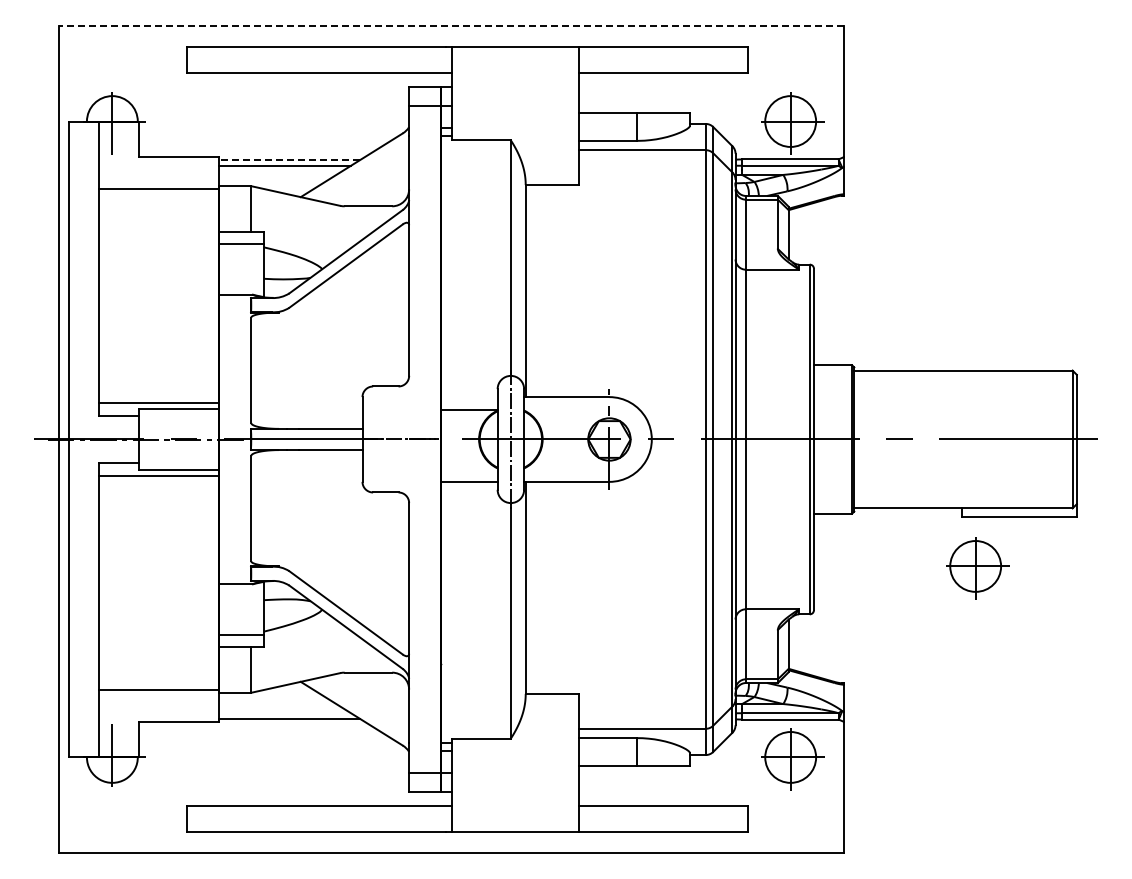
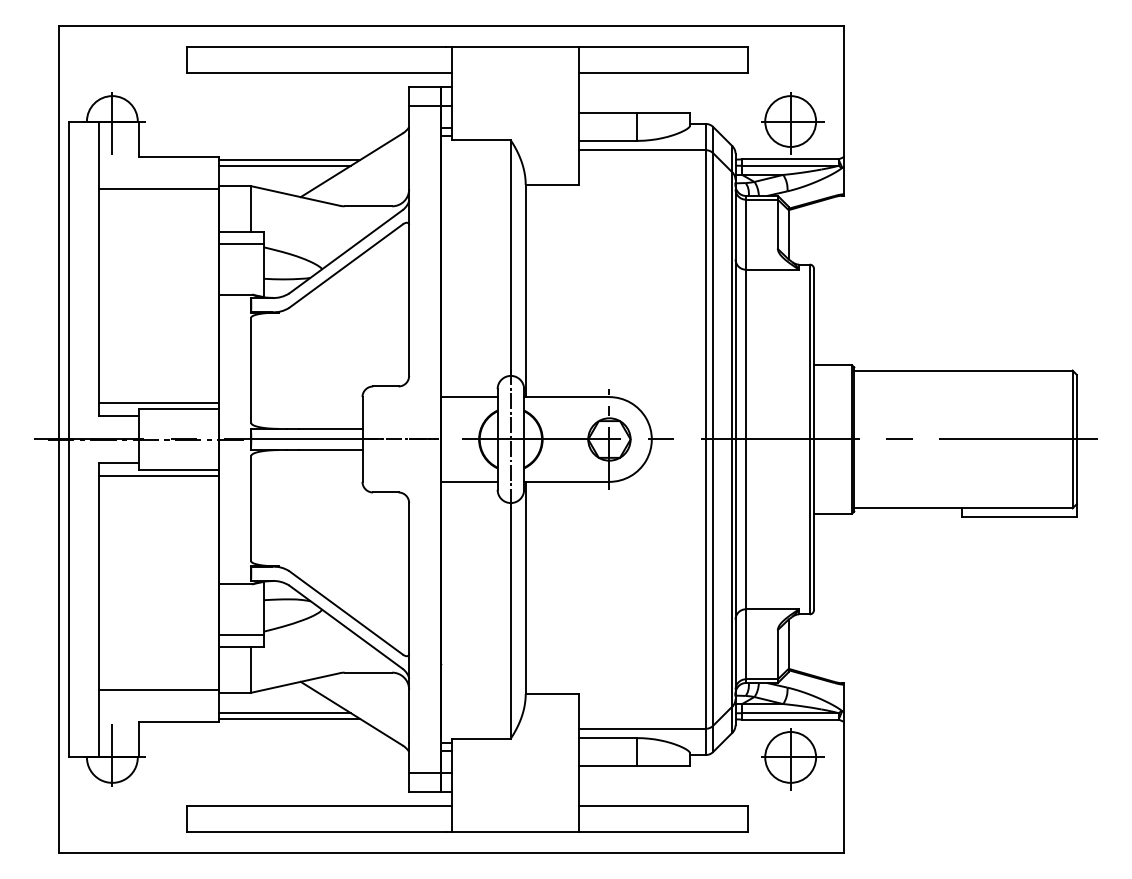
line: dashed -> solid (451, 26)
line: dashed -> solid (289, 160)
line position: (468, 410) -> (468, 397) (468, 397)
part: present -> none (977, 568)
line: none -> present (284, 713)
